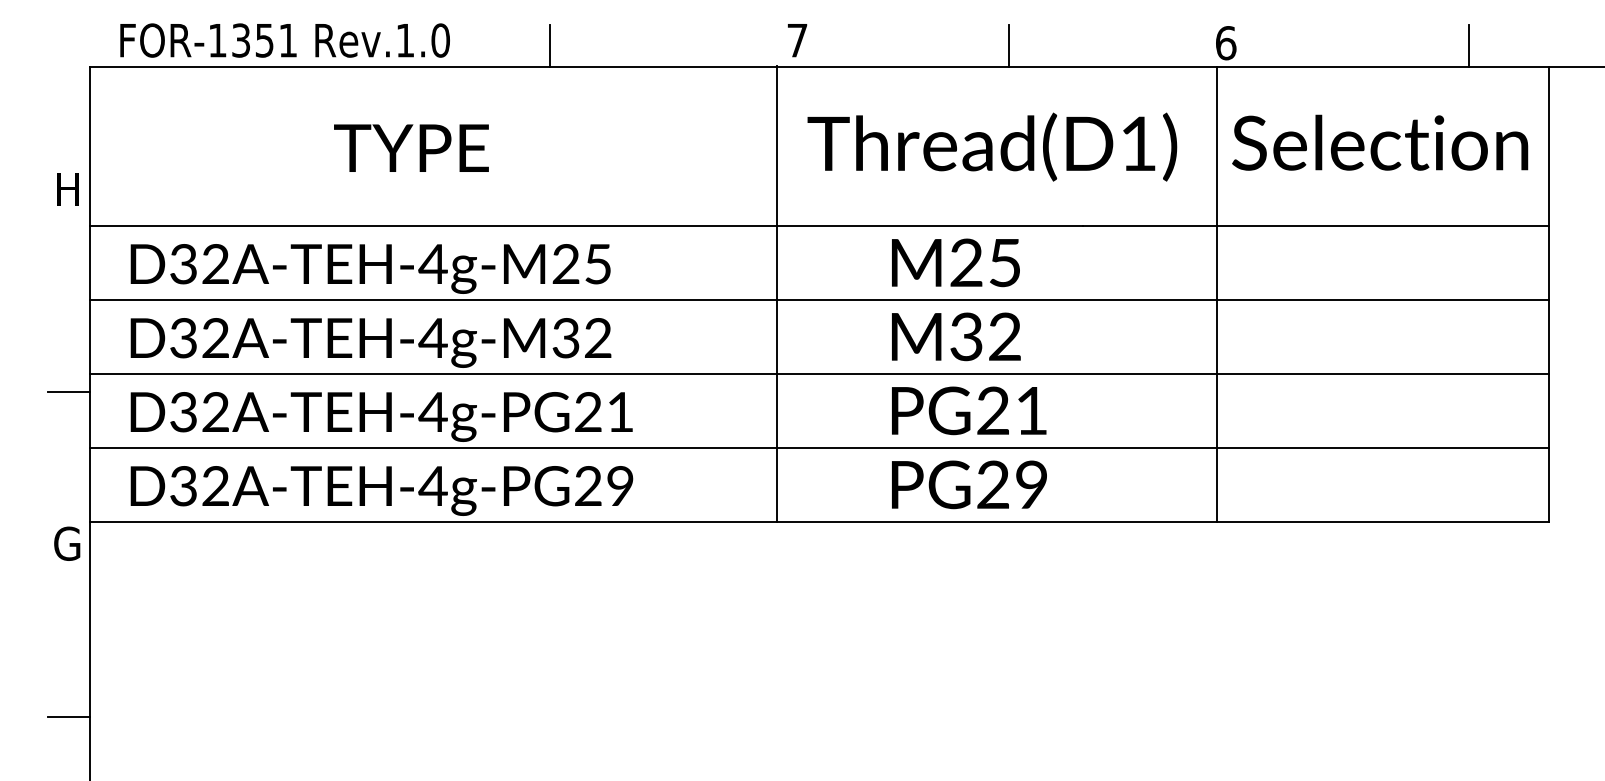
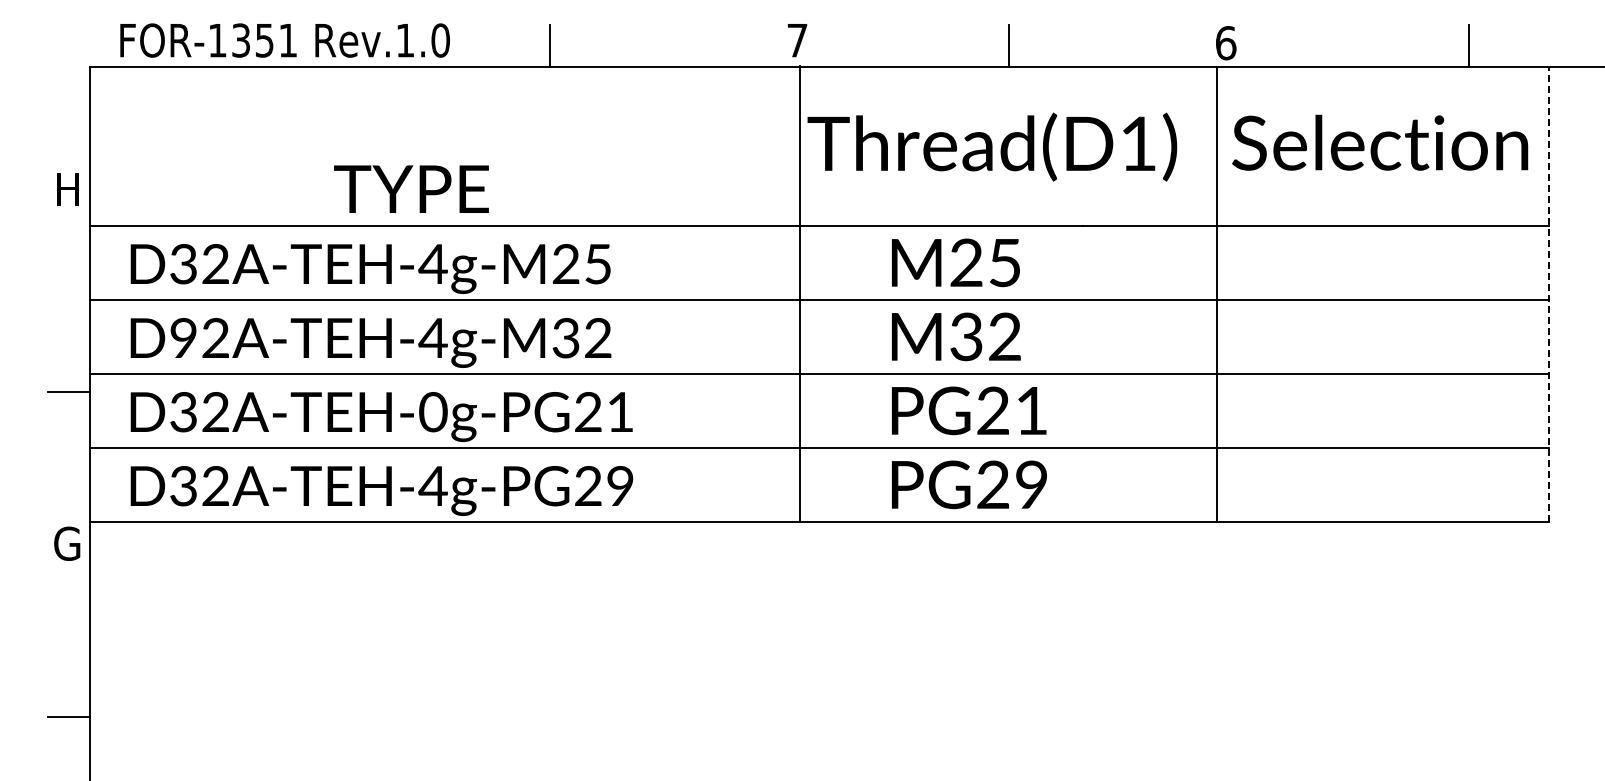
text position: (411, 147) -> (411, 188) (411, 188)
line position: (776, 293) -> (799, 293) (799, 293)
line: solid -> dashed (1549, 293)
text: D32A-TEH-4g-M32 -> D92A-TEH-4g-M32 (183, 338)
text: D32A-TEH-4g-PG21 -> D32A-TEH-0g-PG21 (432, 412)
